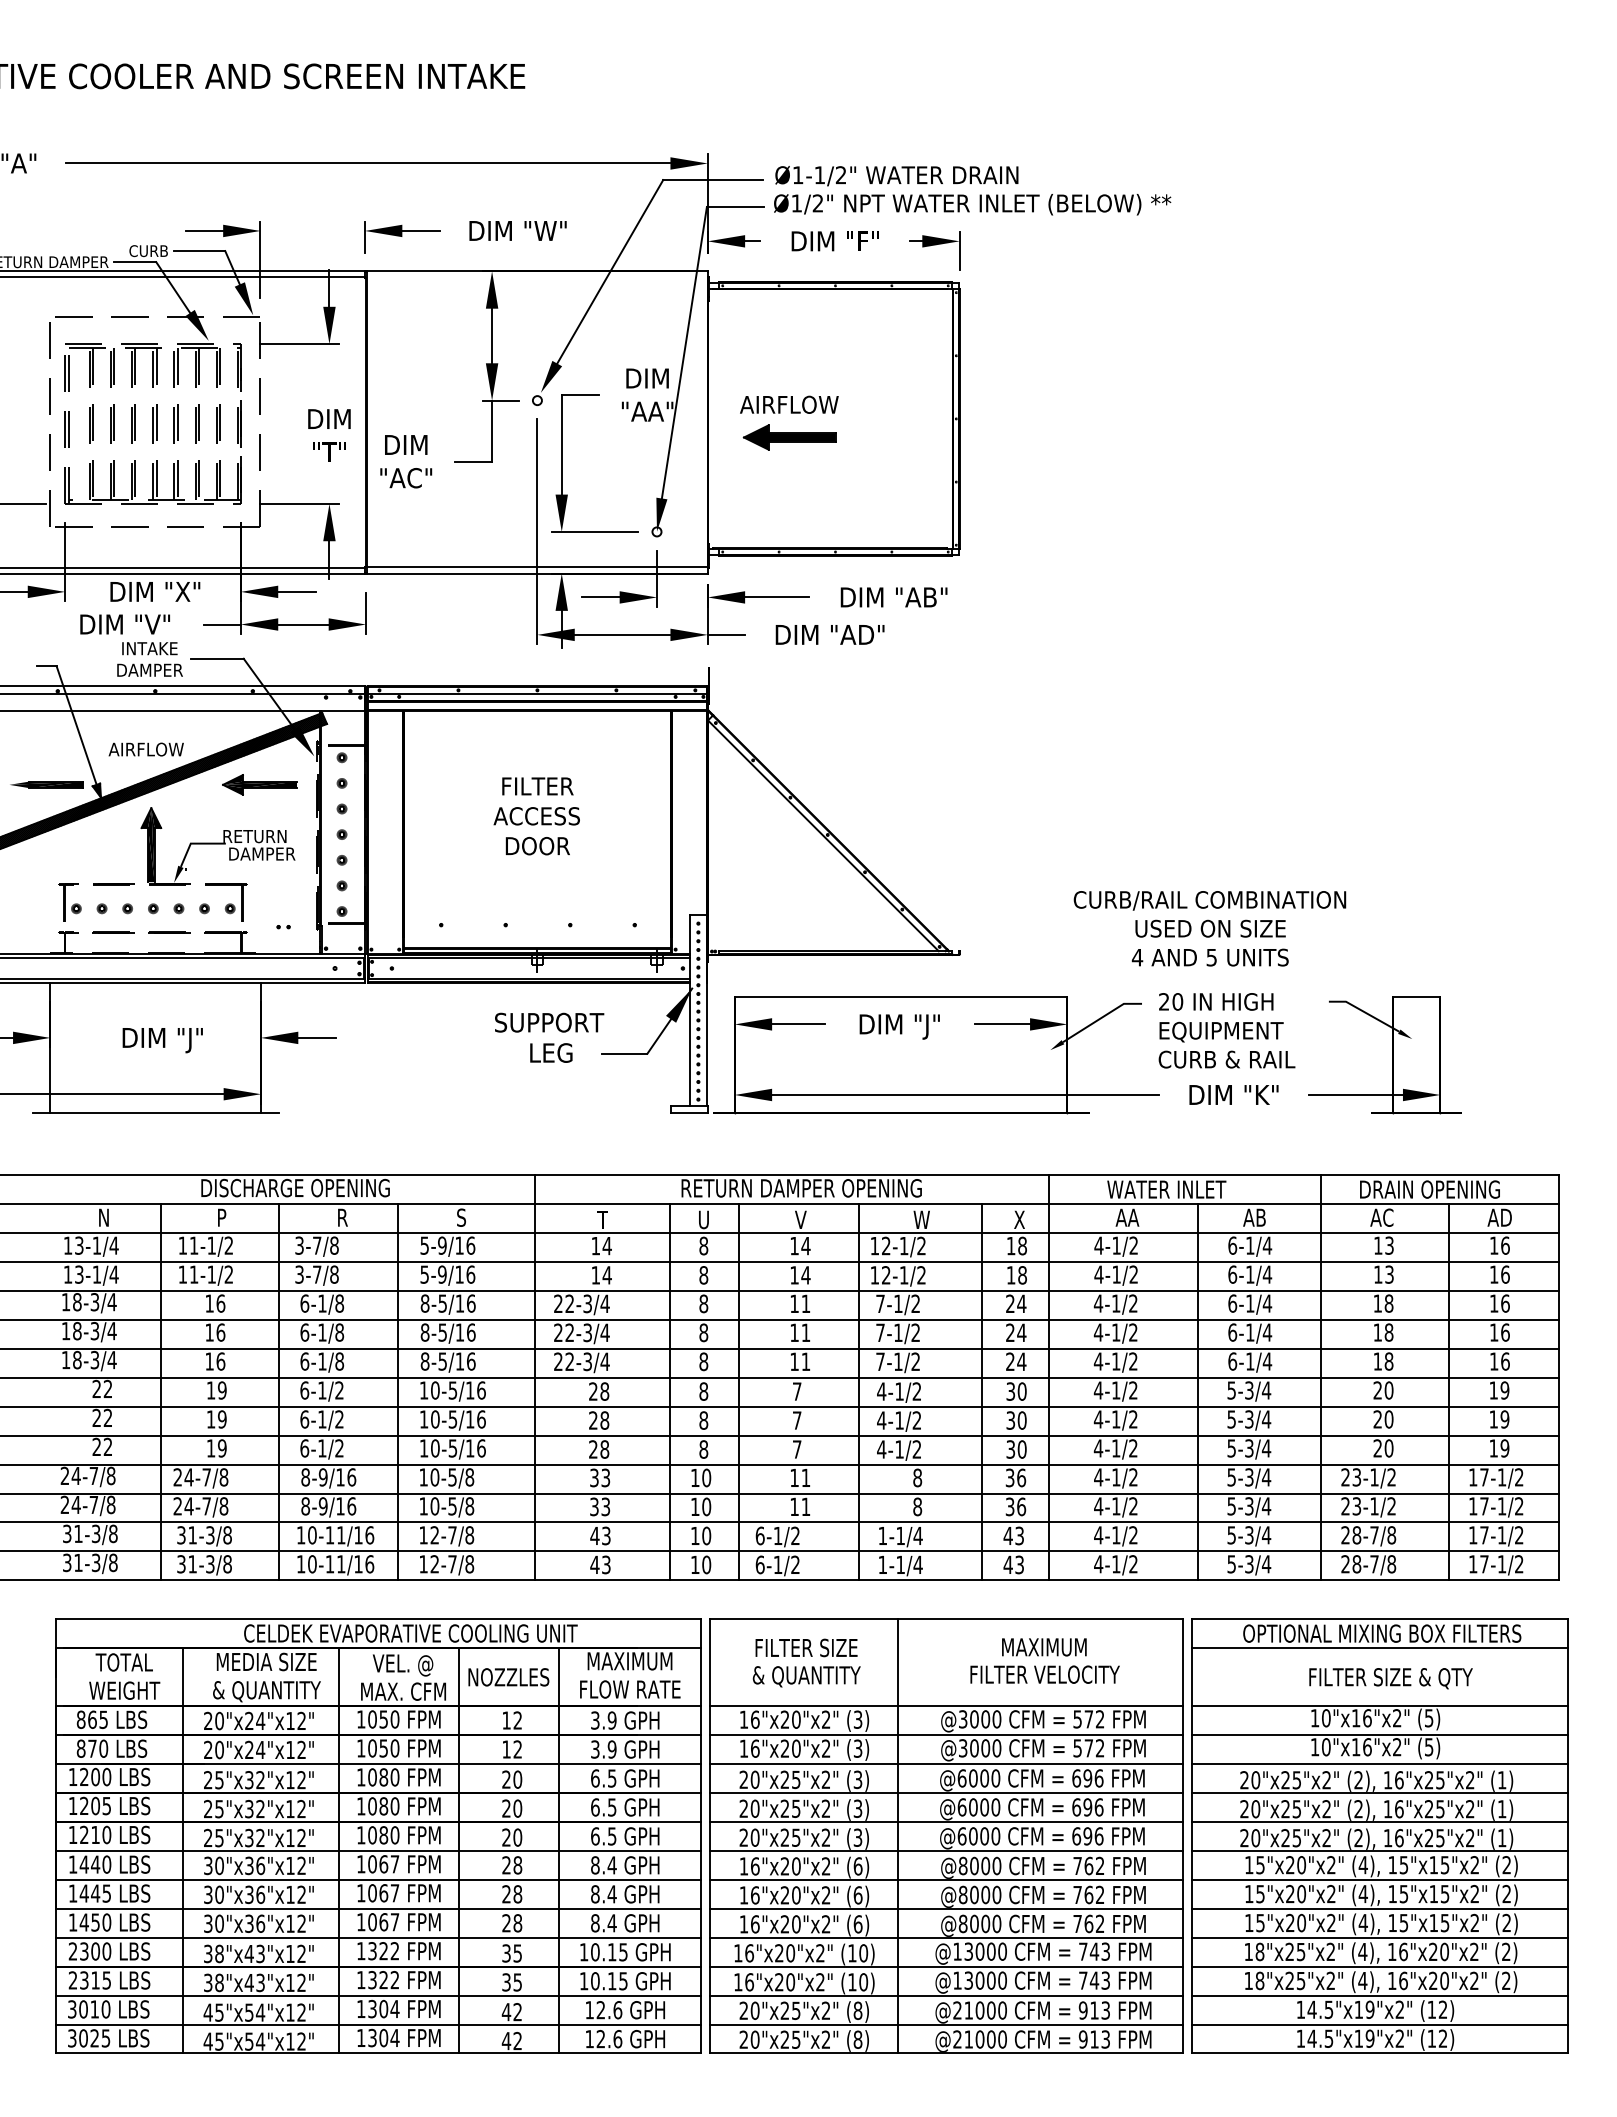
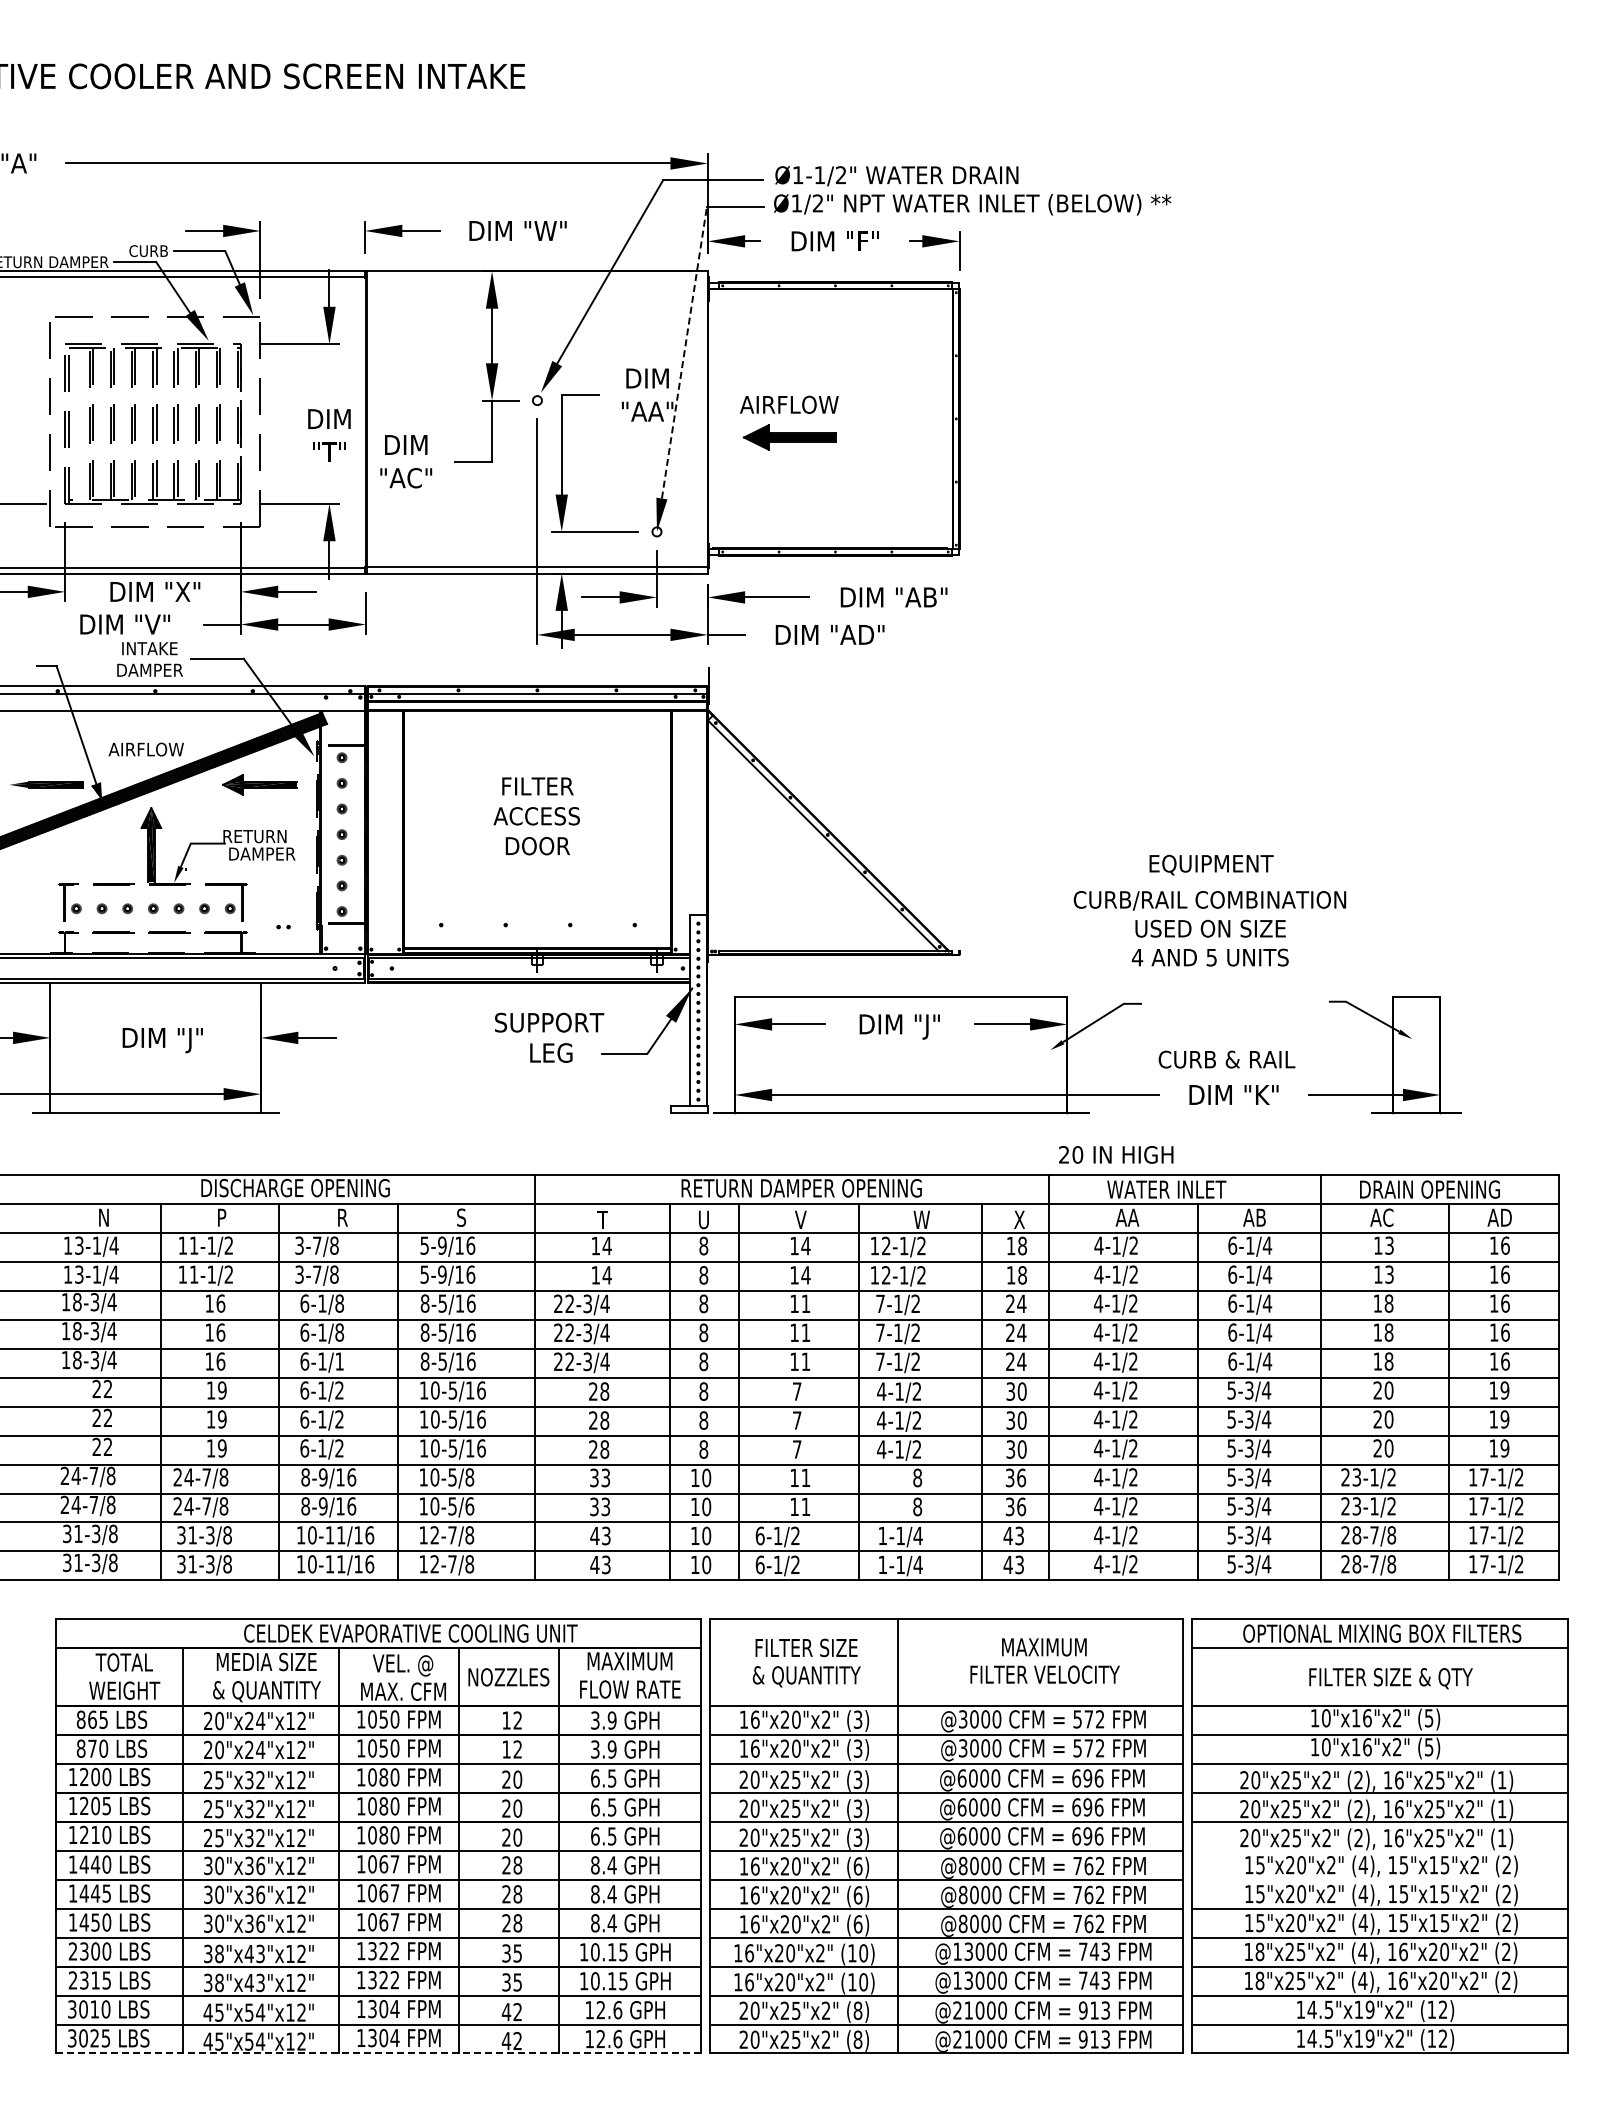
line: solid -> dashed (684, 352)
text position: (1216, 1001) -> (1116, 1154) (1116, 1154)
text position: (1221, 1031) -> (1211, 864) (1211, 864)
text: 6-1/8 -> 6-1/1 (339, 1361)
text: 10-5/8 -> 10-5/6 (469, 1506)
line: present -> none (1380, 1850)
line: present -> none (1380, 1879)
line: solid -> dashed (379, 2053)
